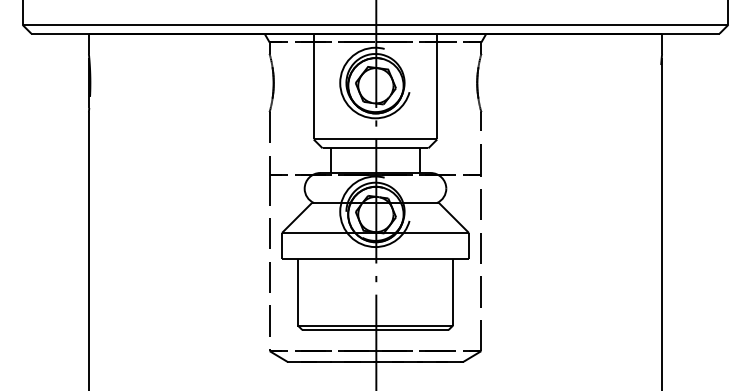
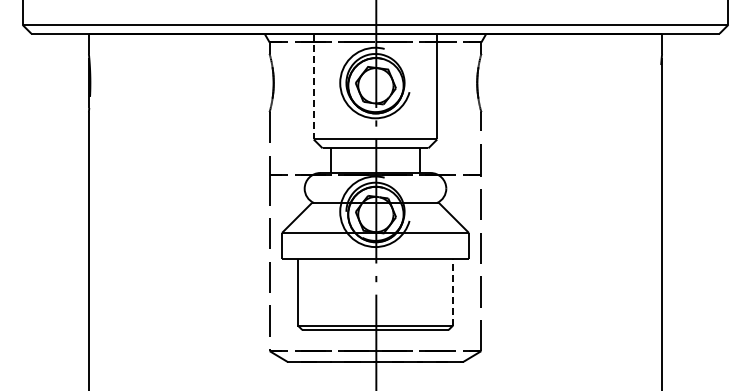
line: solid -> dashed (313, 86)
line: solid -> dashed (453, 292)
